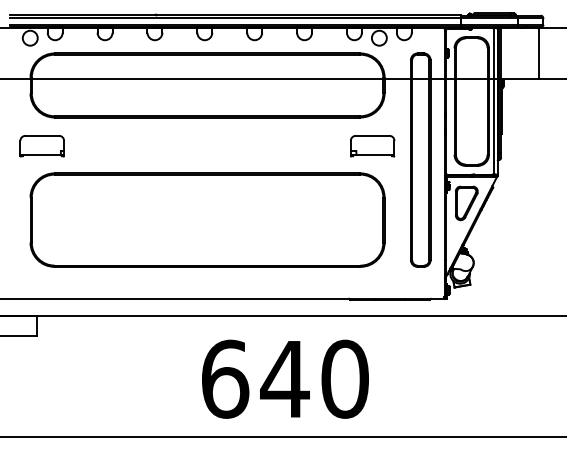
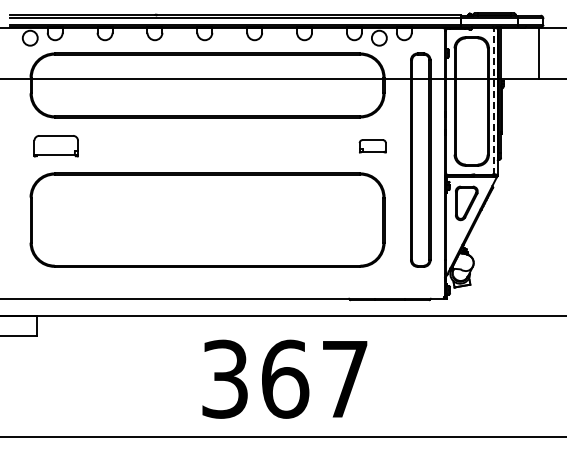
line: solid -> dashed (493, 101)
part position: (41, 146) -> (55, 146) (55, 146)
part size: 46x23 px -> 29x15 px (372, 146)
text: 640 -> 367 (285, 378)
